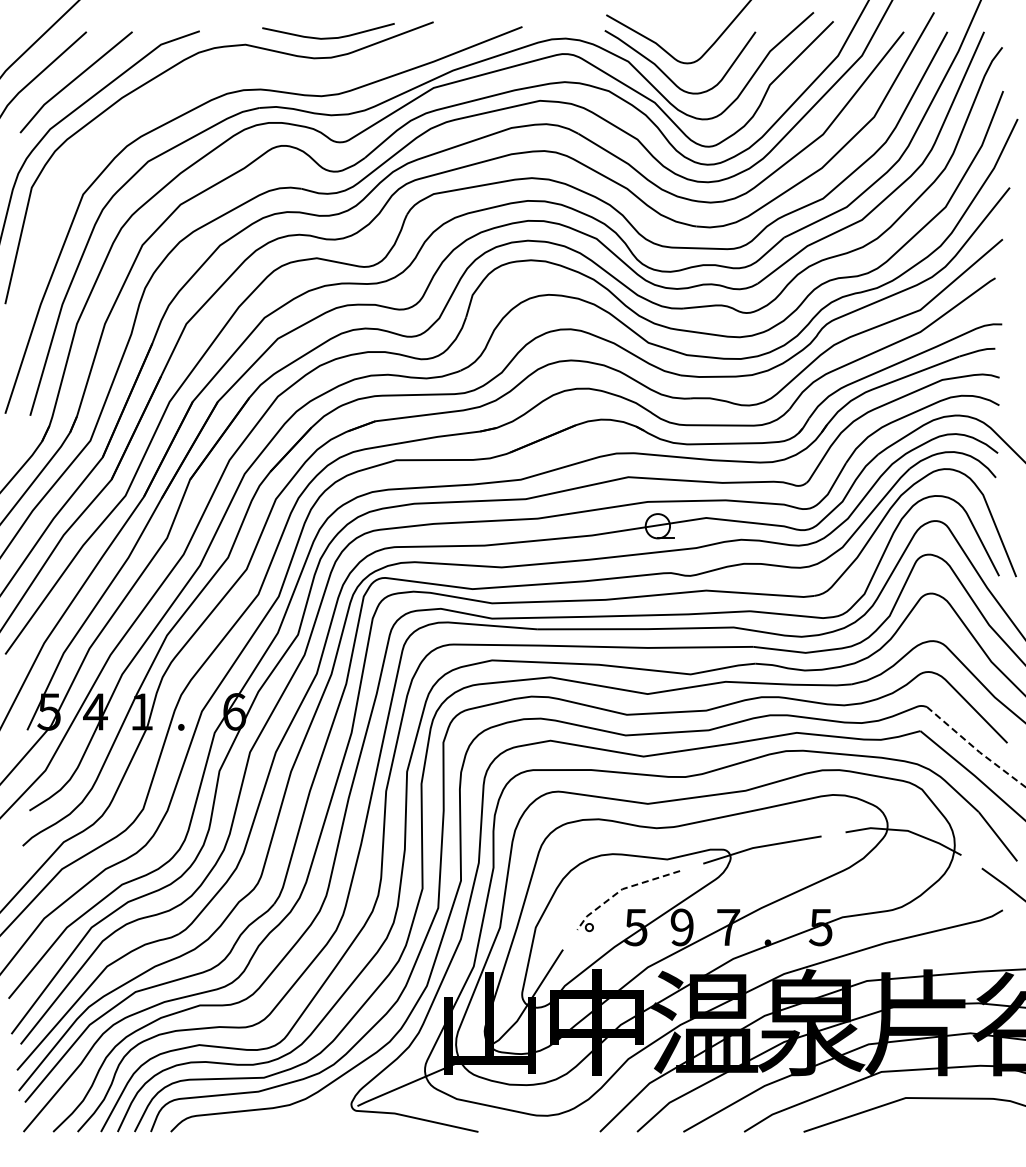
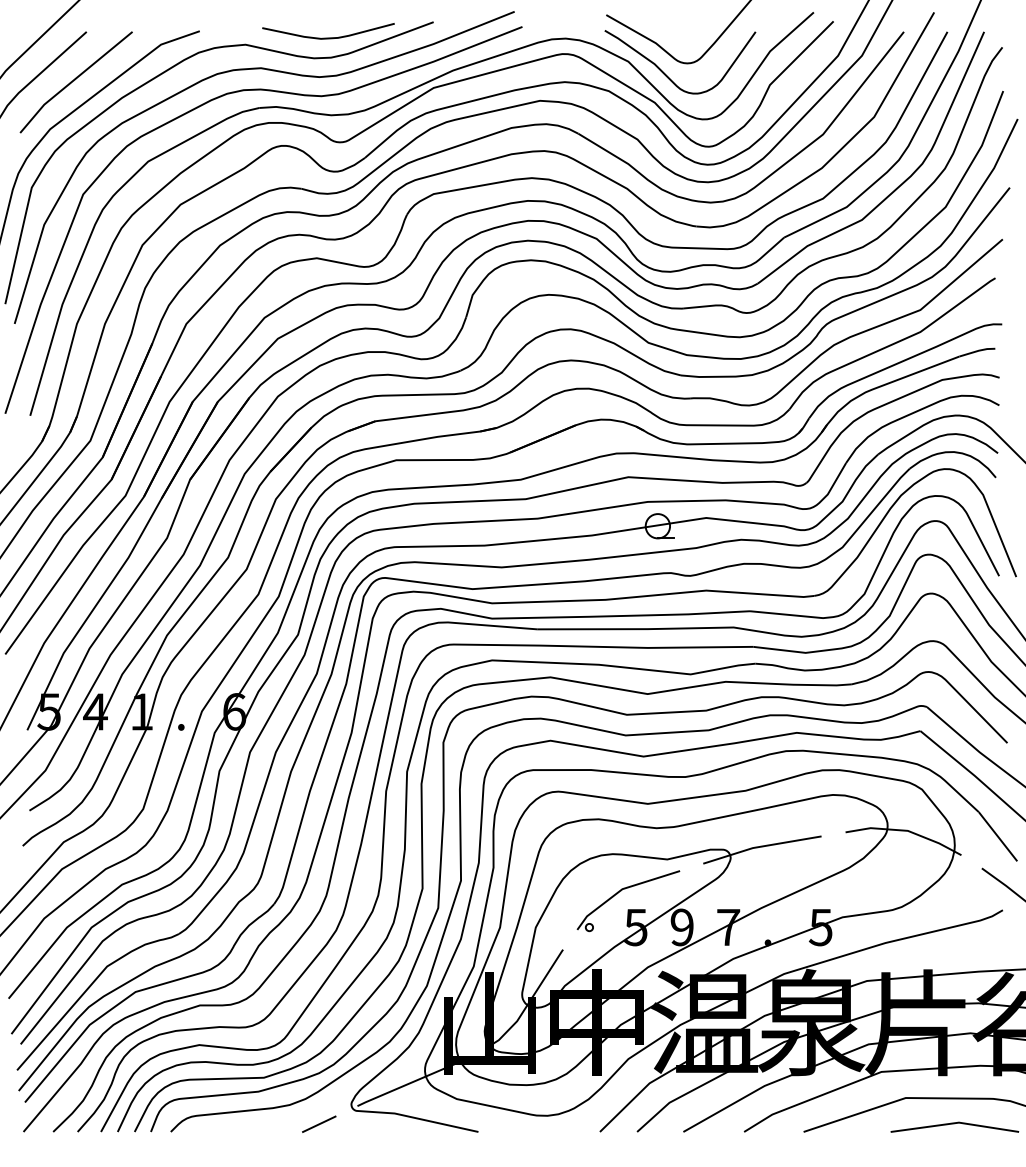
curve: none -> present (283, 73)
line: dashed -> solid (975, 749)
line: dashed -> solid (621, 889)
line: none -> present (319, 1123)
line: none -> present (954, 1124)
